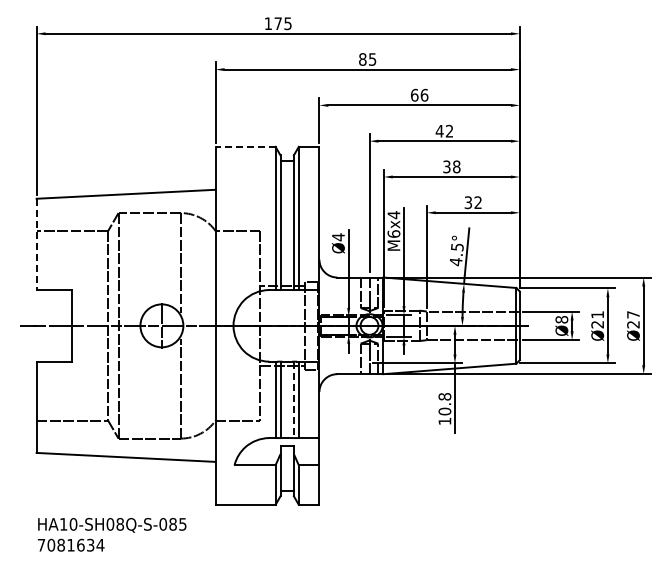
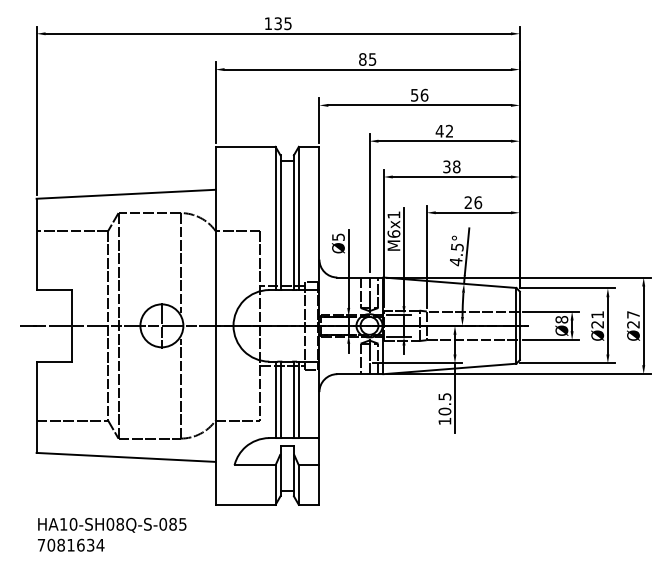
text: 175 -> 135 (277, 23)
text: 66 -> 56 (414, 94)
line: dashed -> solid (245, 146)
text: 32 -> 26 (473, 202)
text: M6x4 -> M6x1 (393, 215)
text: Ø4 -> Ø5 (338, 237)
line: dashed -> solid (36, 244)
text: 10.8 -> 10.5 (444, 396)
line: dashed -> solid (293, 400)
